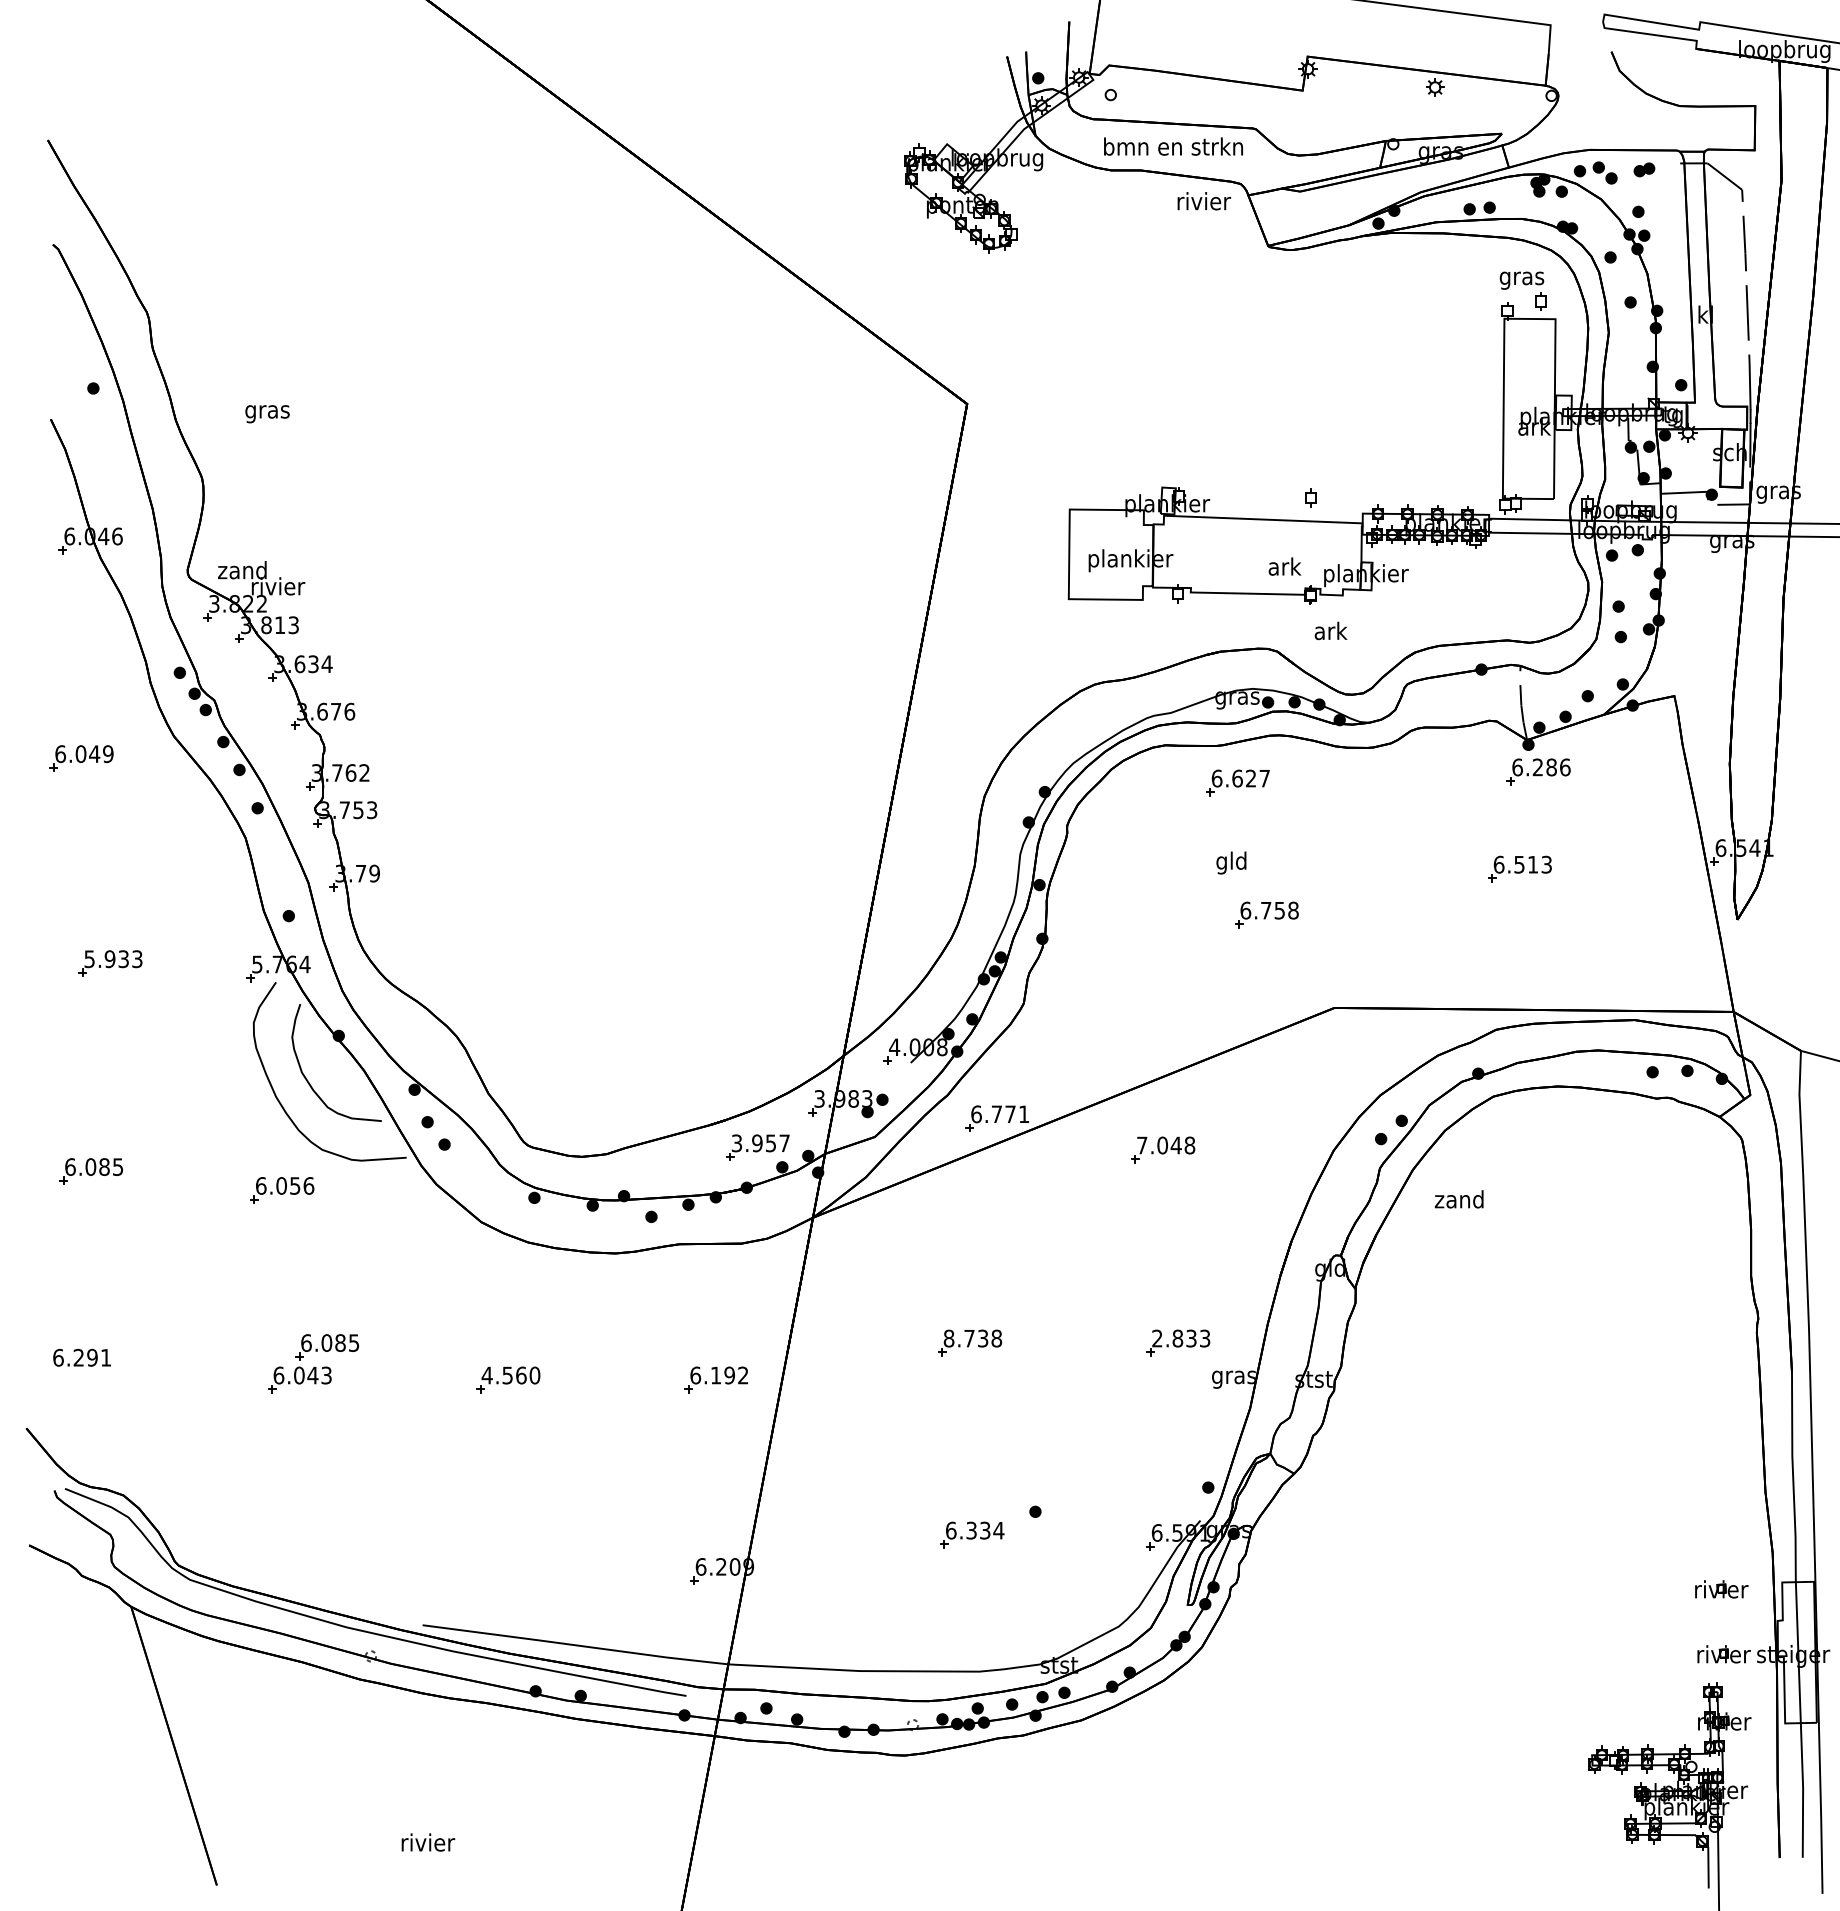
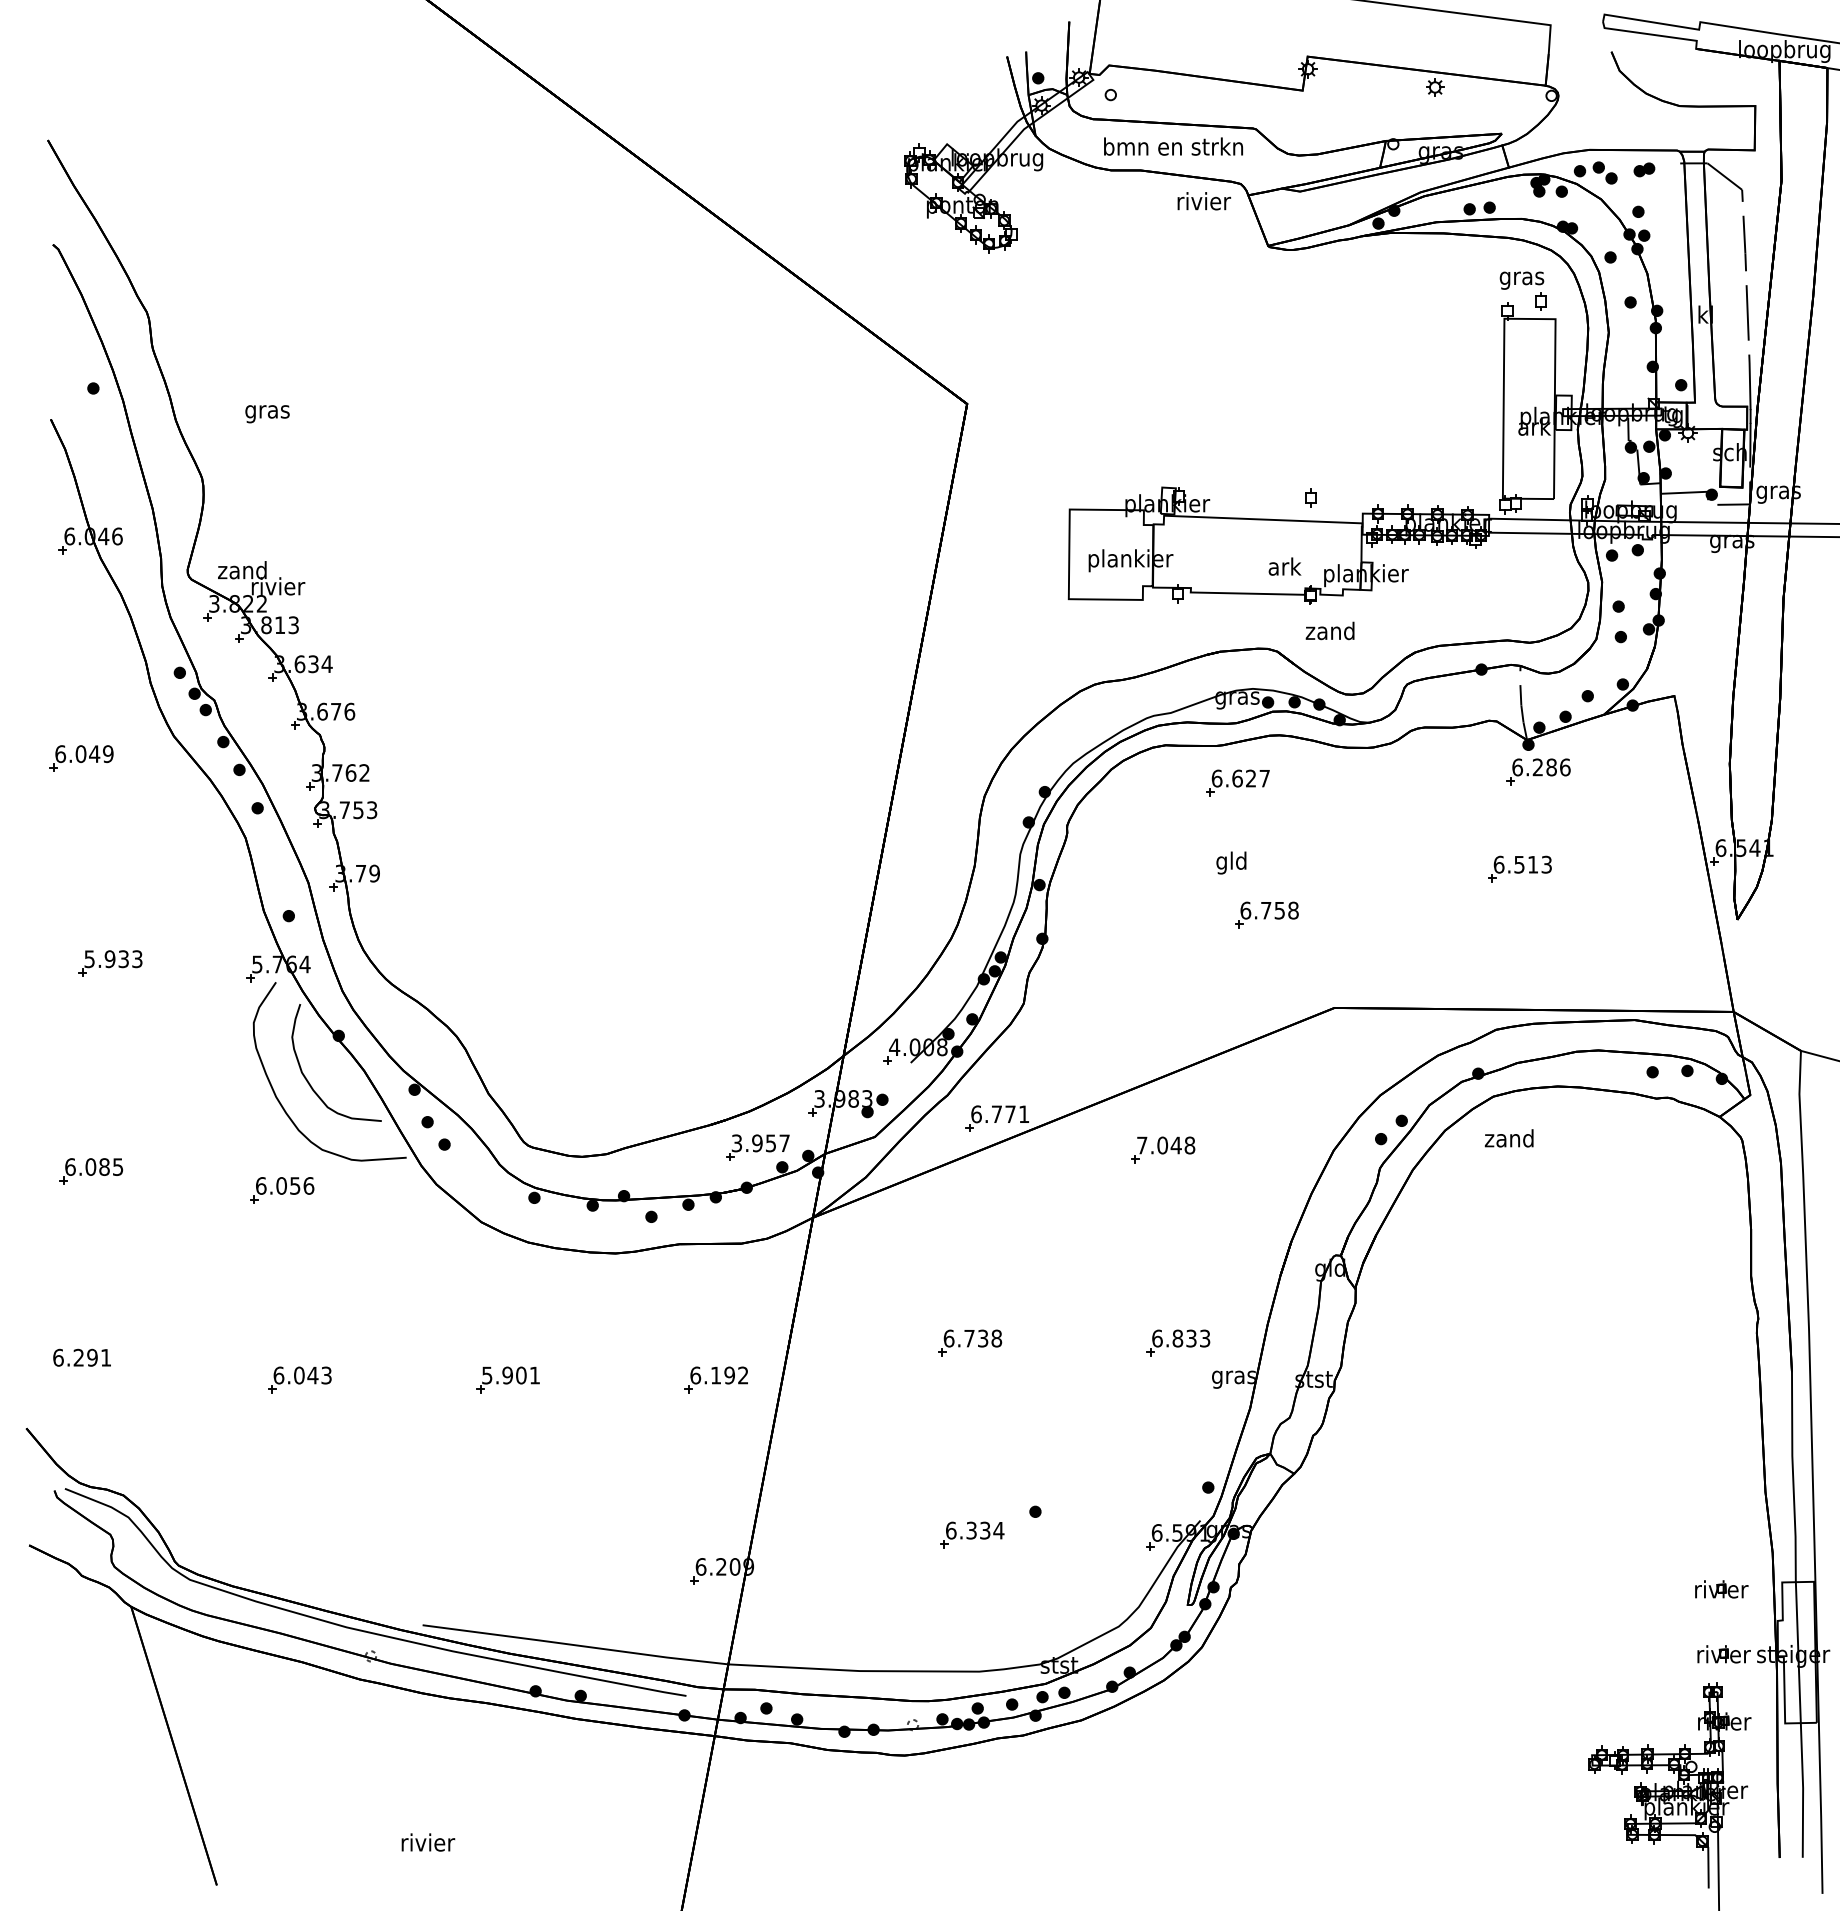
text: ark -> zand (1329, 630)
text position: (1458, 1199) -> (1508, 1138) (1508, 1138)
text: 8.738 -> 6.738 (948, 1338)
text: 2.833 -> 6.833 (1157, 1338)
part: present -> none (327, 1347)
text: 4.560 -> 5.901 (510, 1375)
